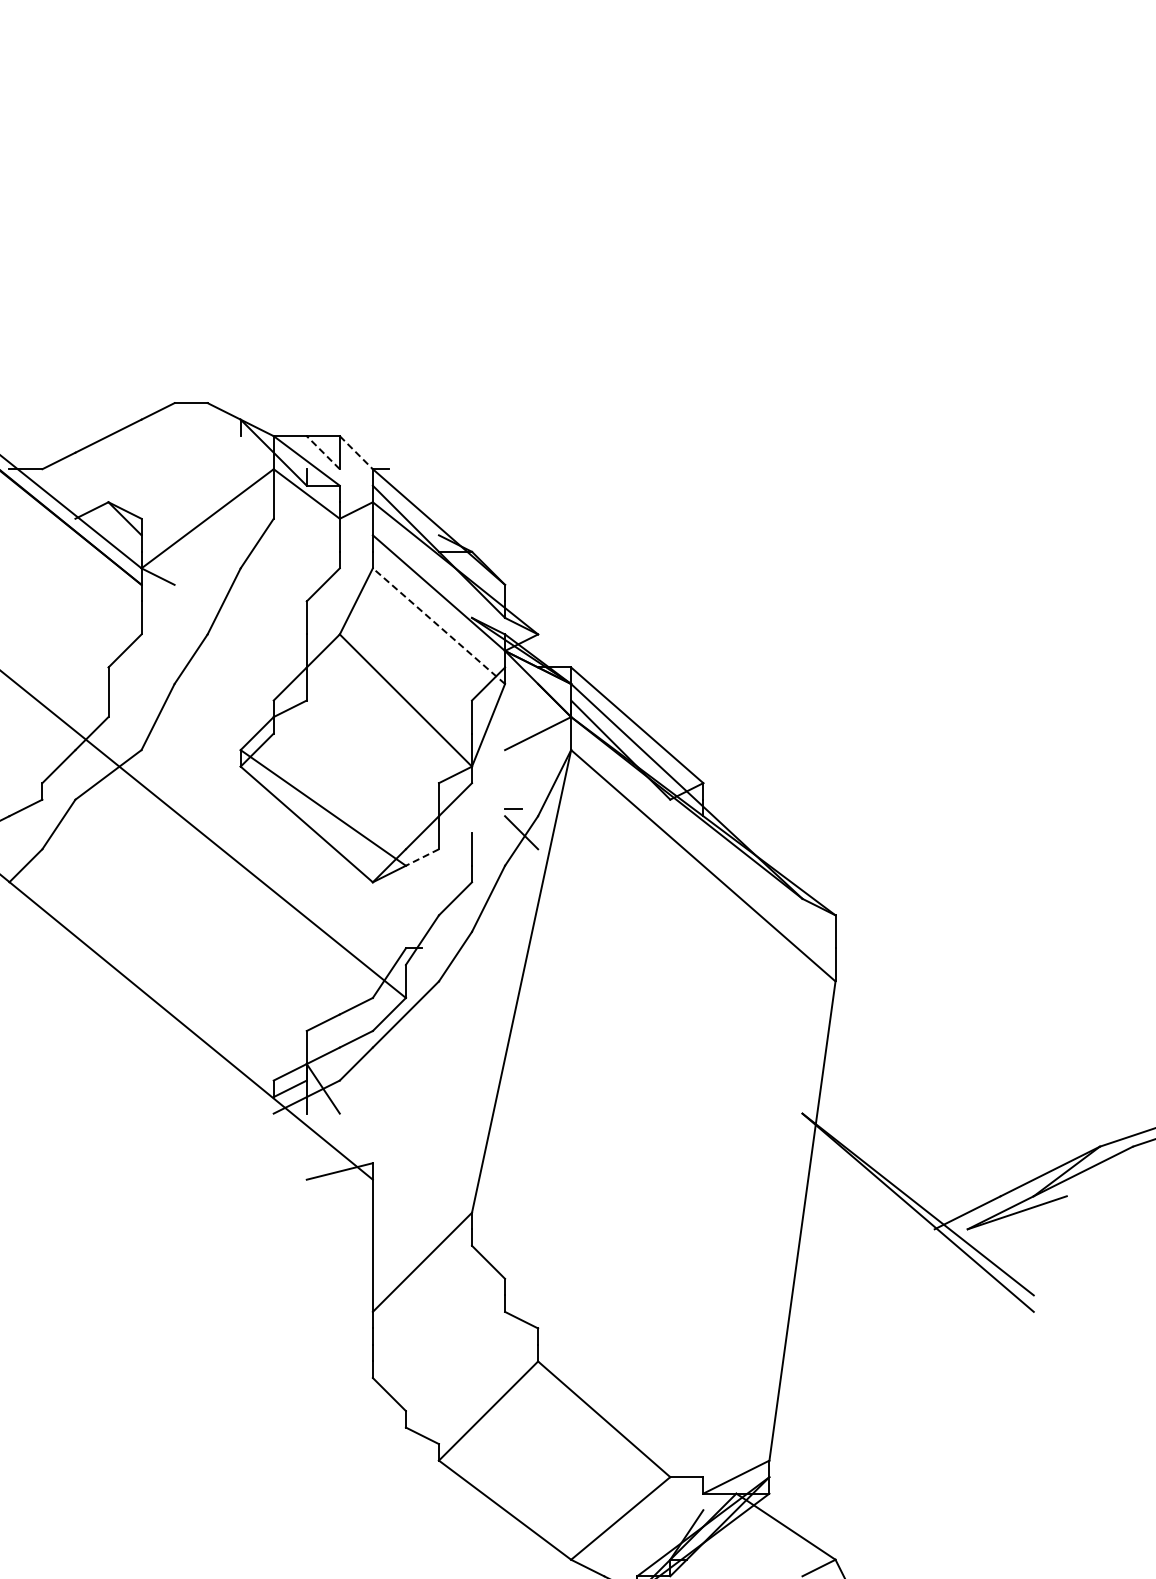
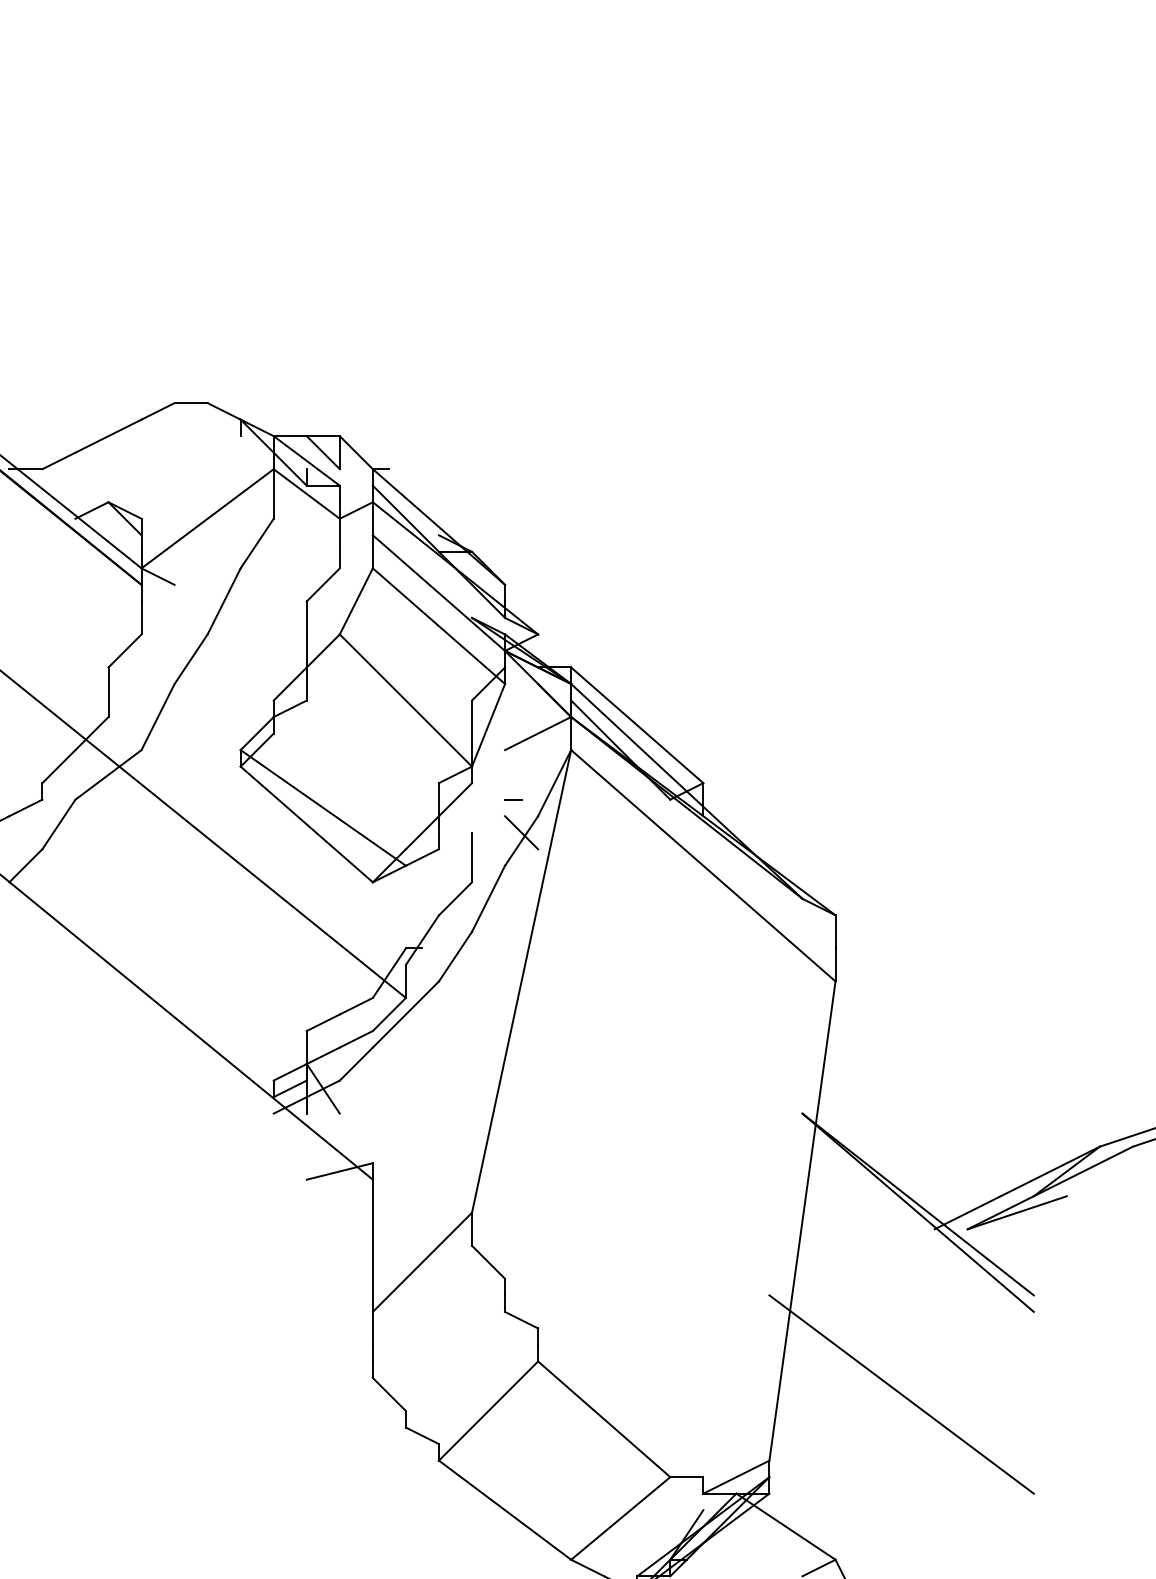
line: dashed -> solid (322, 452)
line: dashed -> solid (356, 453)
line: dashed -> solid (438, 626)
line position: (513, 808) -> (513, 799) (513, 799)
line: dashed -> solid (422, 857)
line: none -> present (901, 1394)
